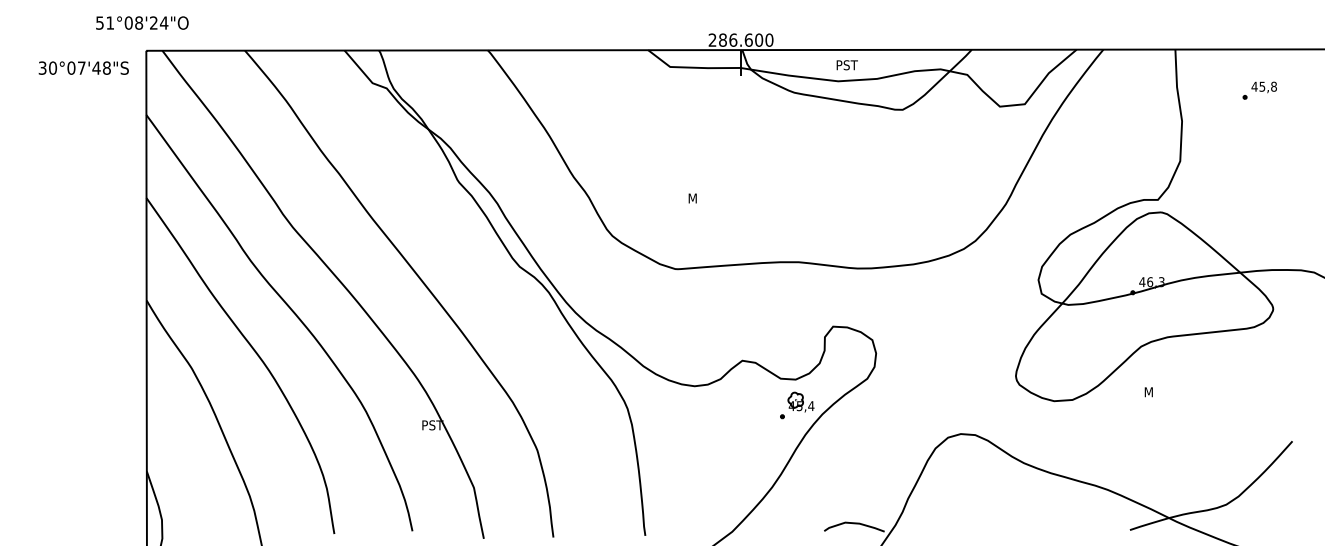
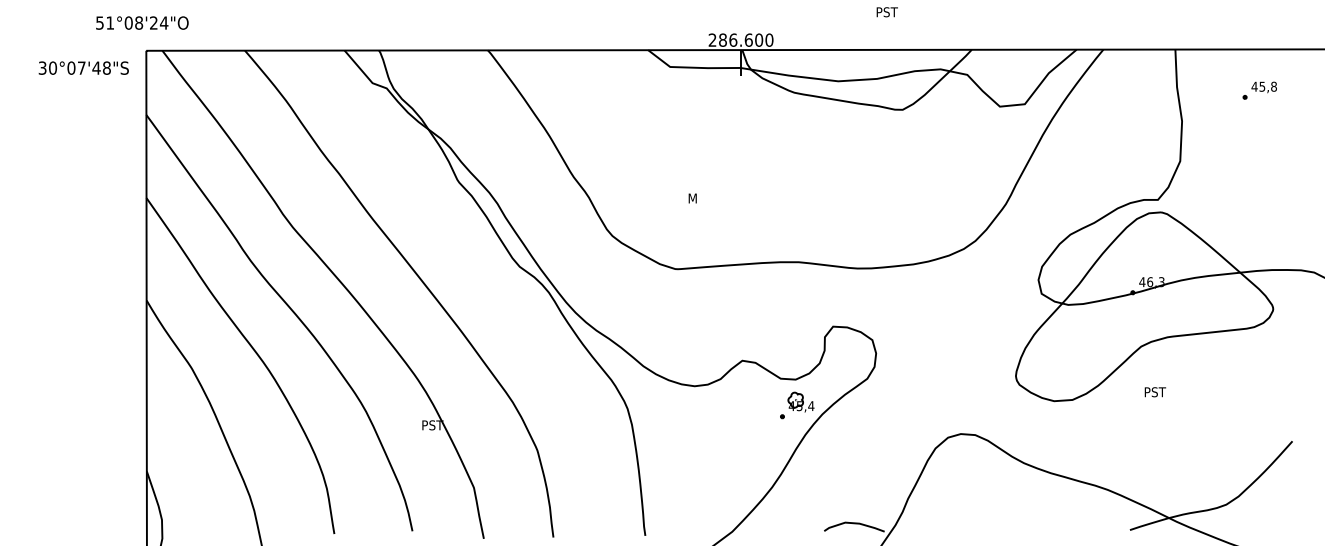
text position: (846, 65) -> (886, 12) (886, 12)
text: M -> PST (1156, 392)
